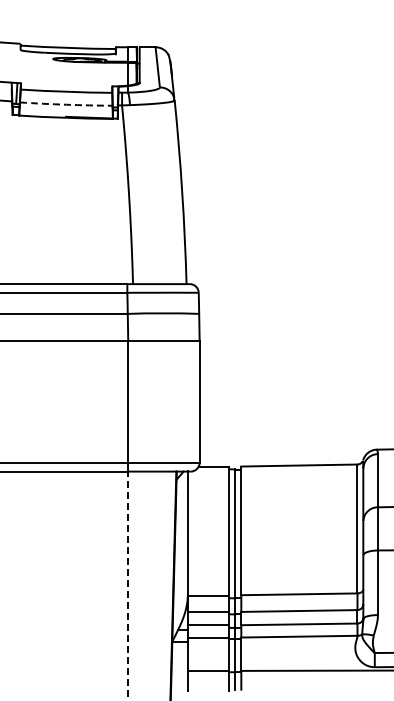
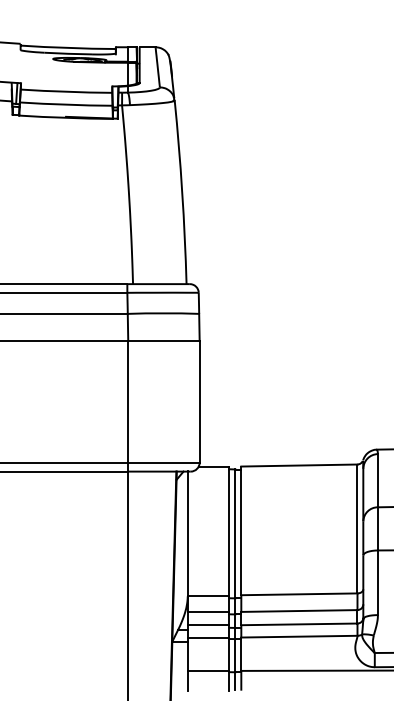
arc: dashed -> solid (66, 104)
line: dashed -> solid (128, 586)
